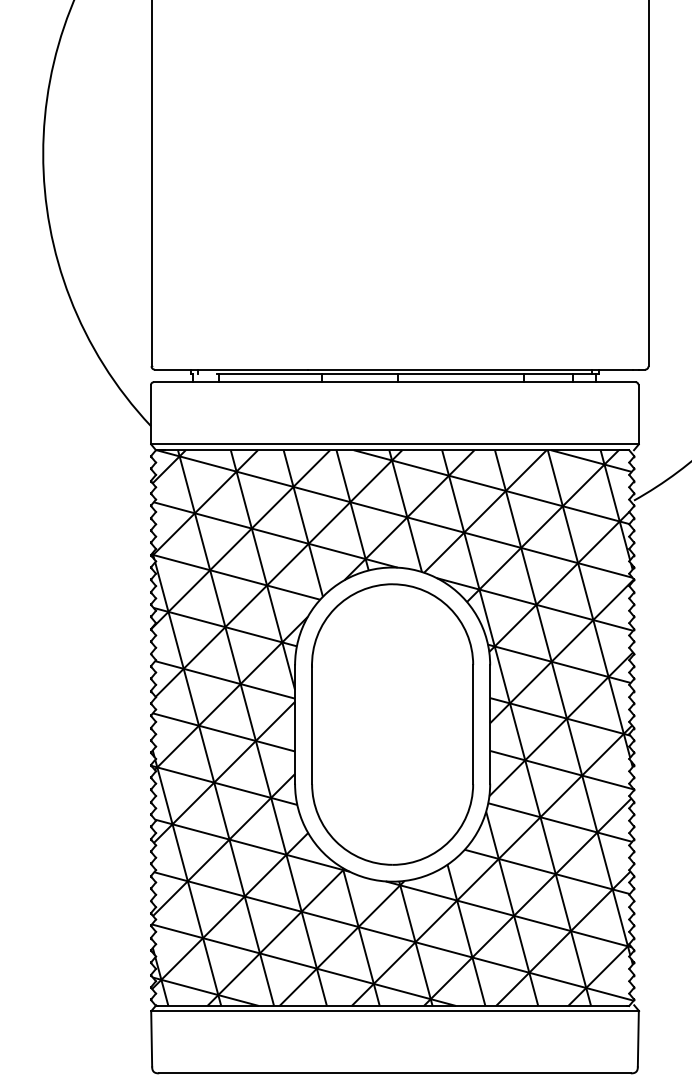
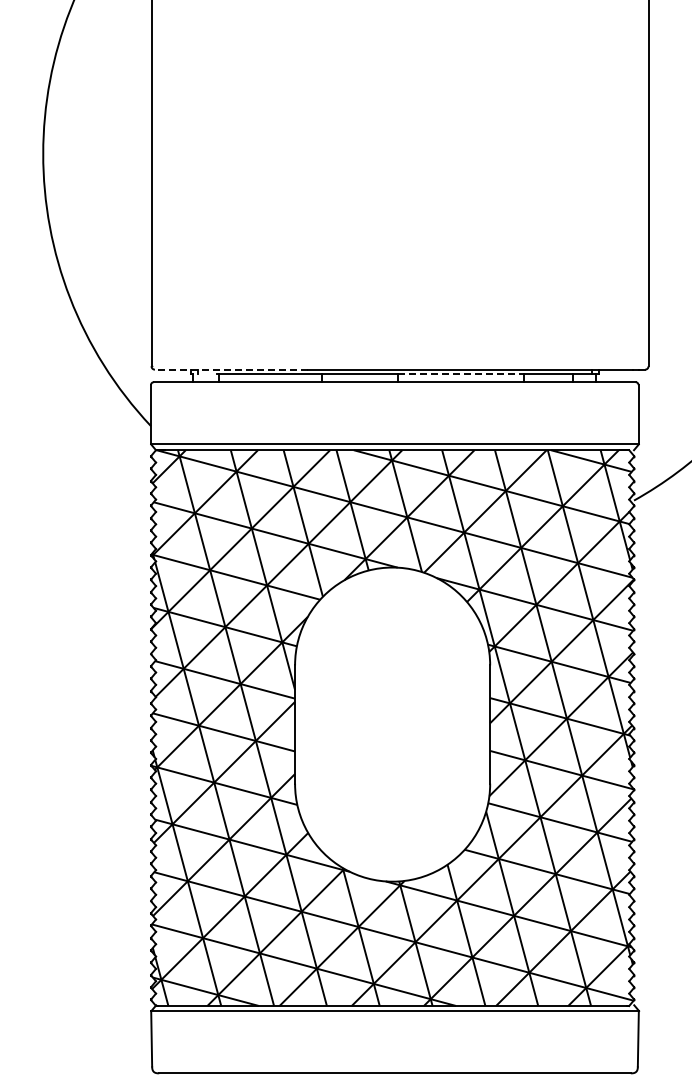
line: solid -> dashed (231, 369)
line: solid -> dashed (461, 374)
part: present -> none (392, 724)
